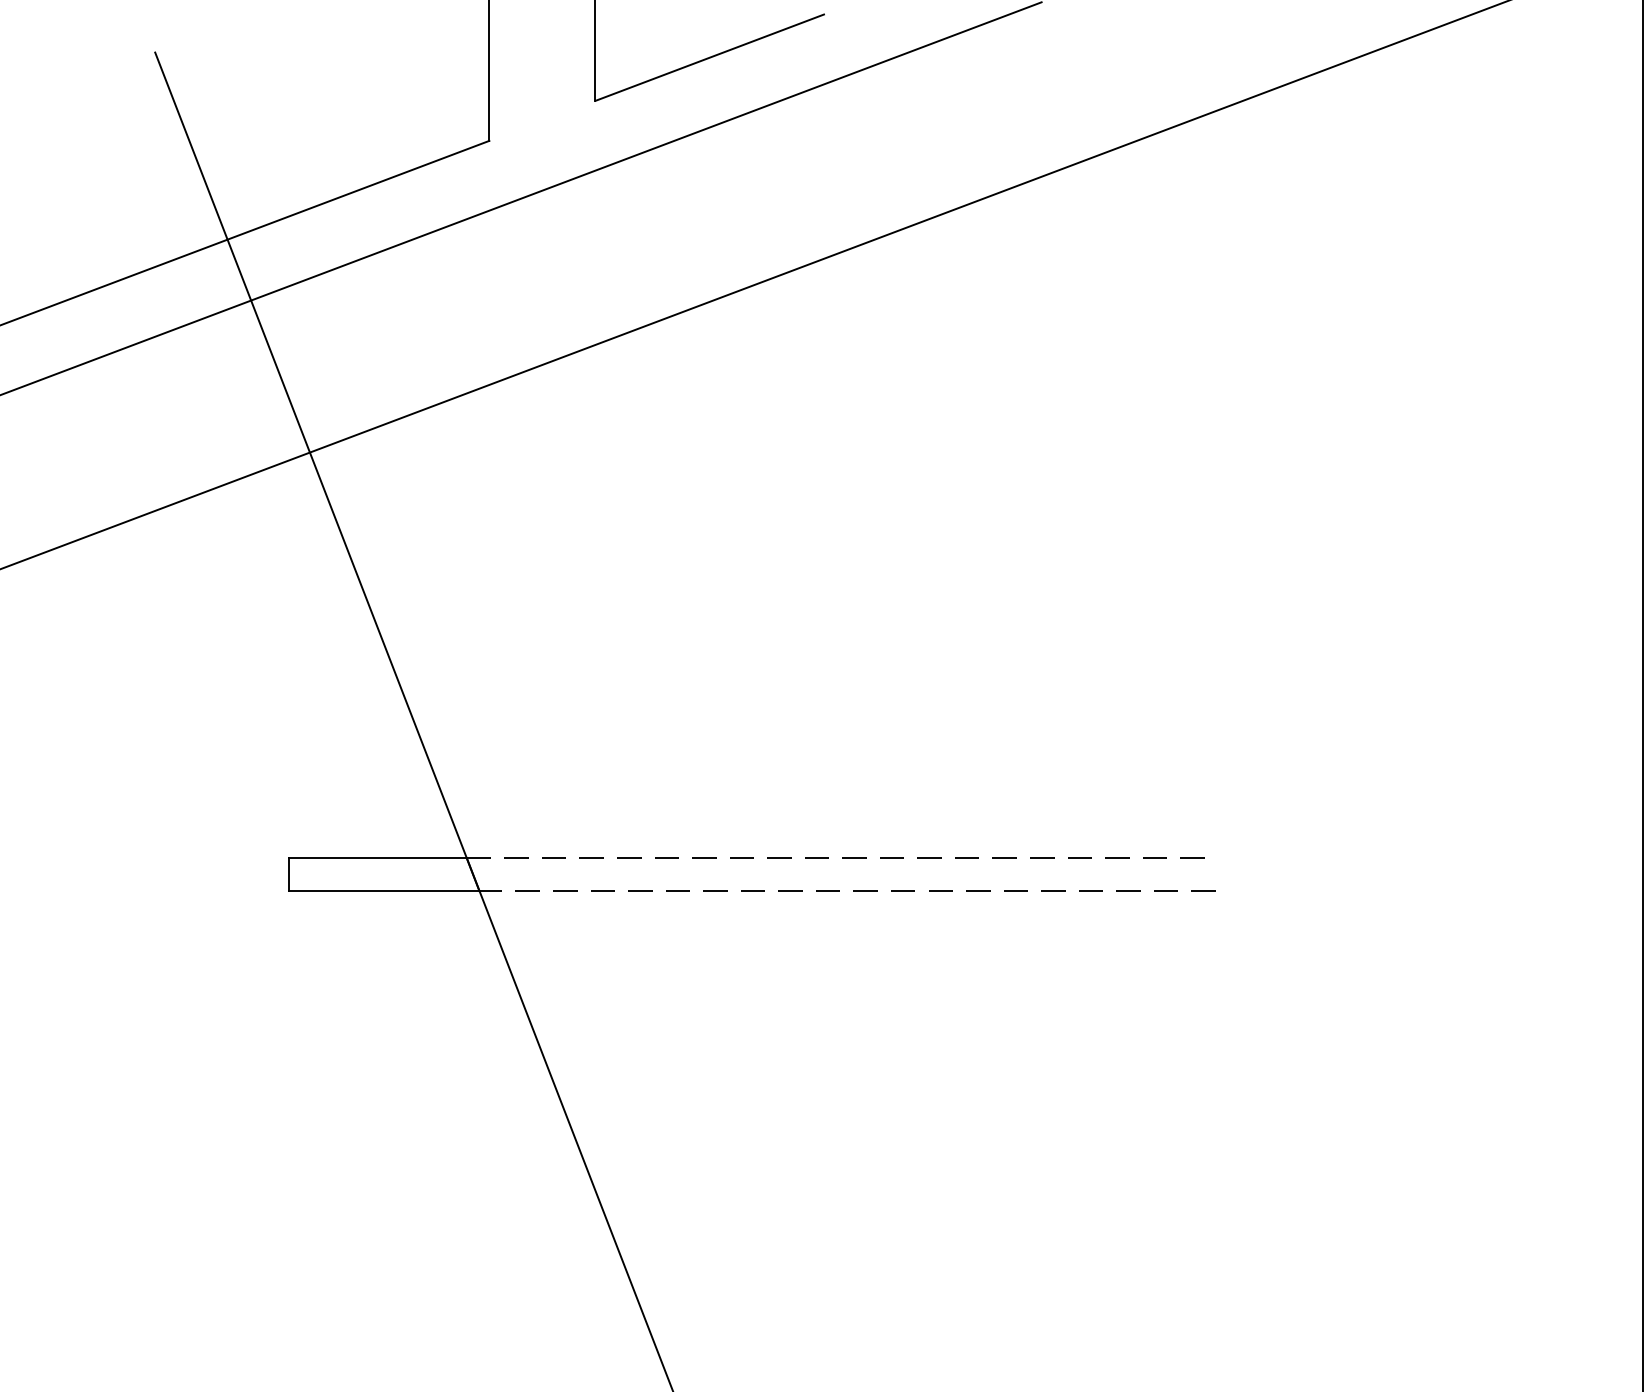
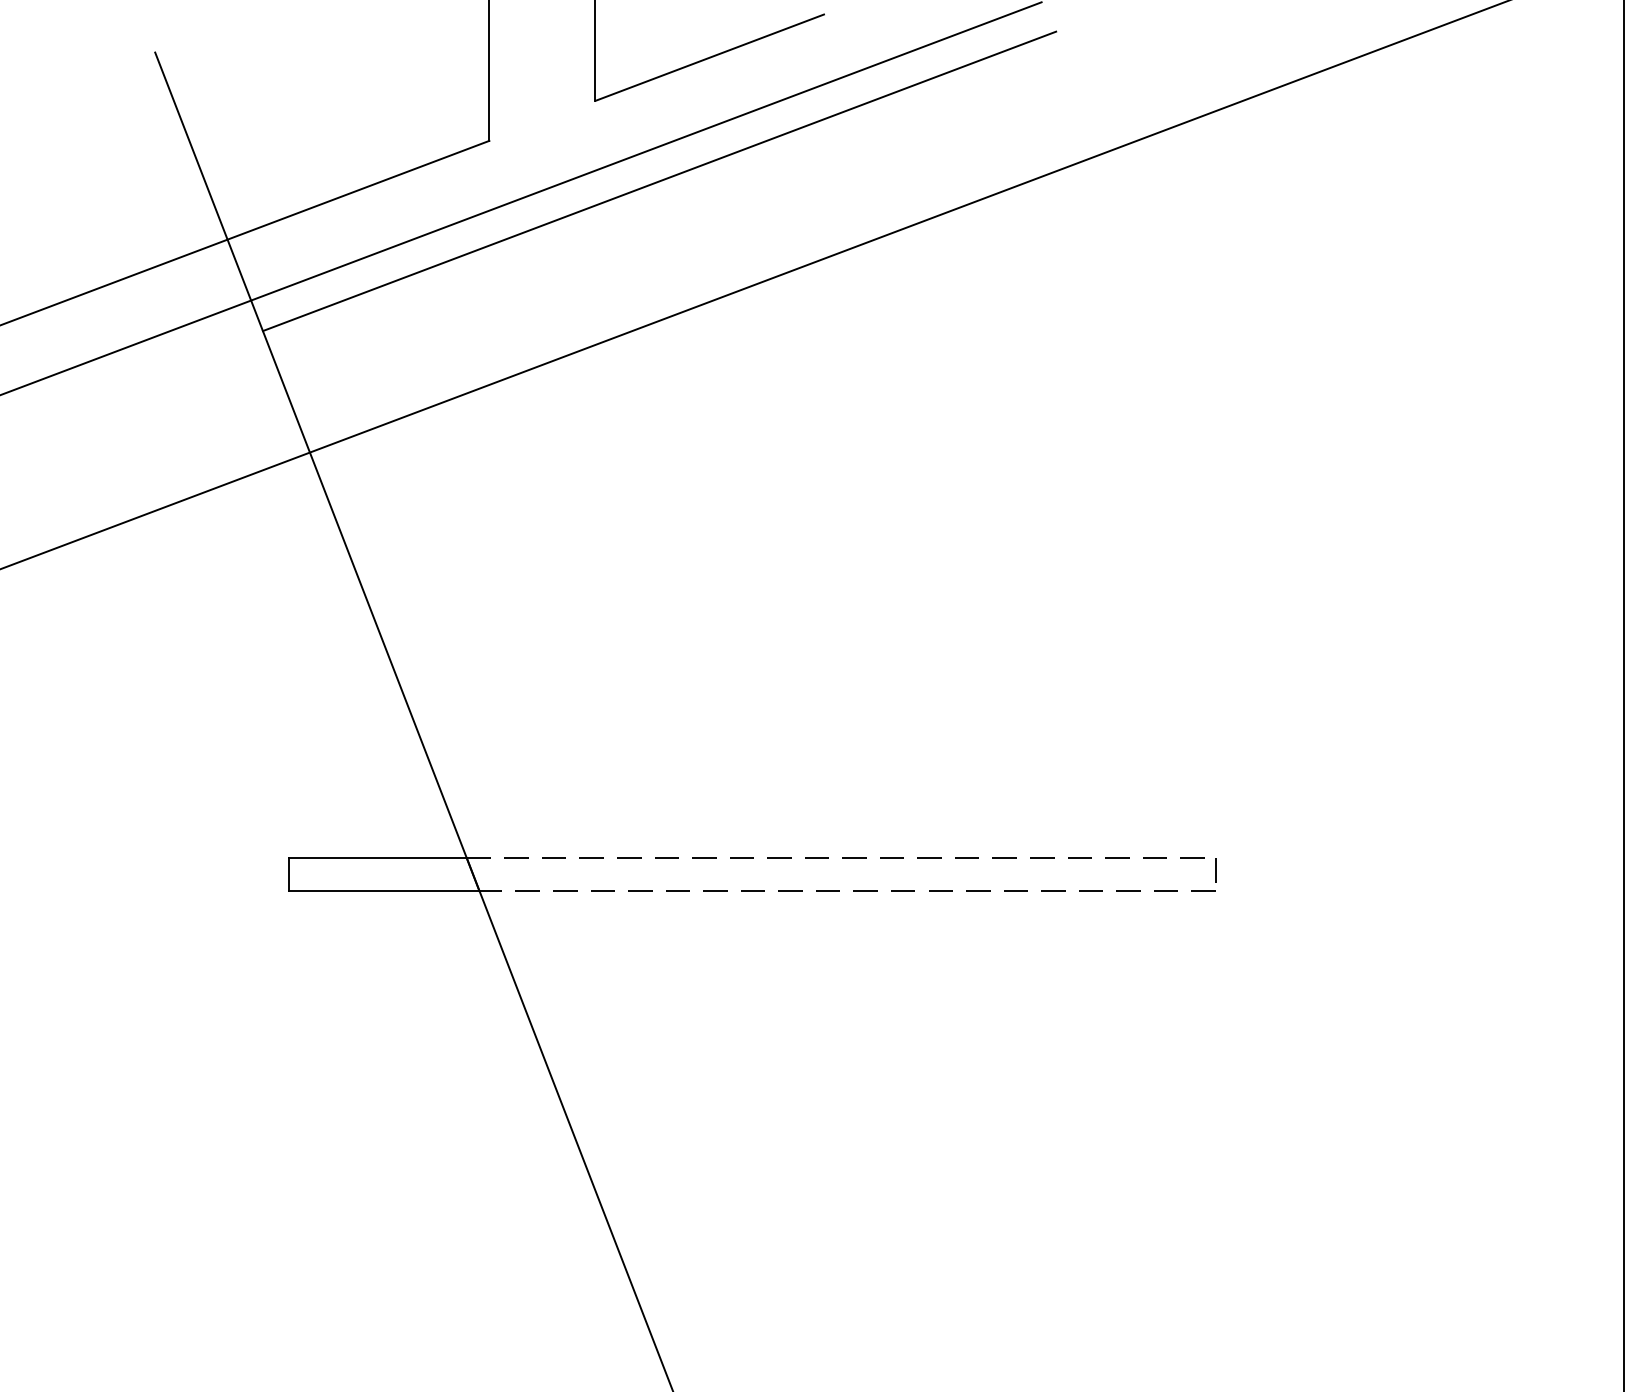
line: none -> present (659, 181)
line position: (1642, 695) -> (1623, 695) (1623, 695)
line: none -> present (1215, 870)
